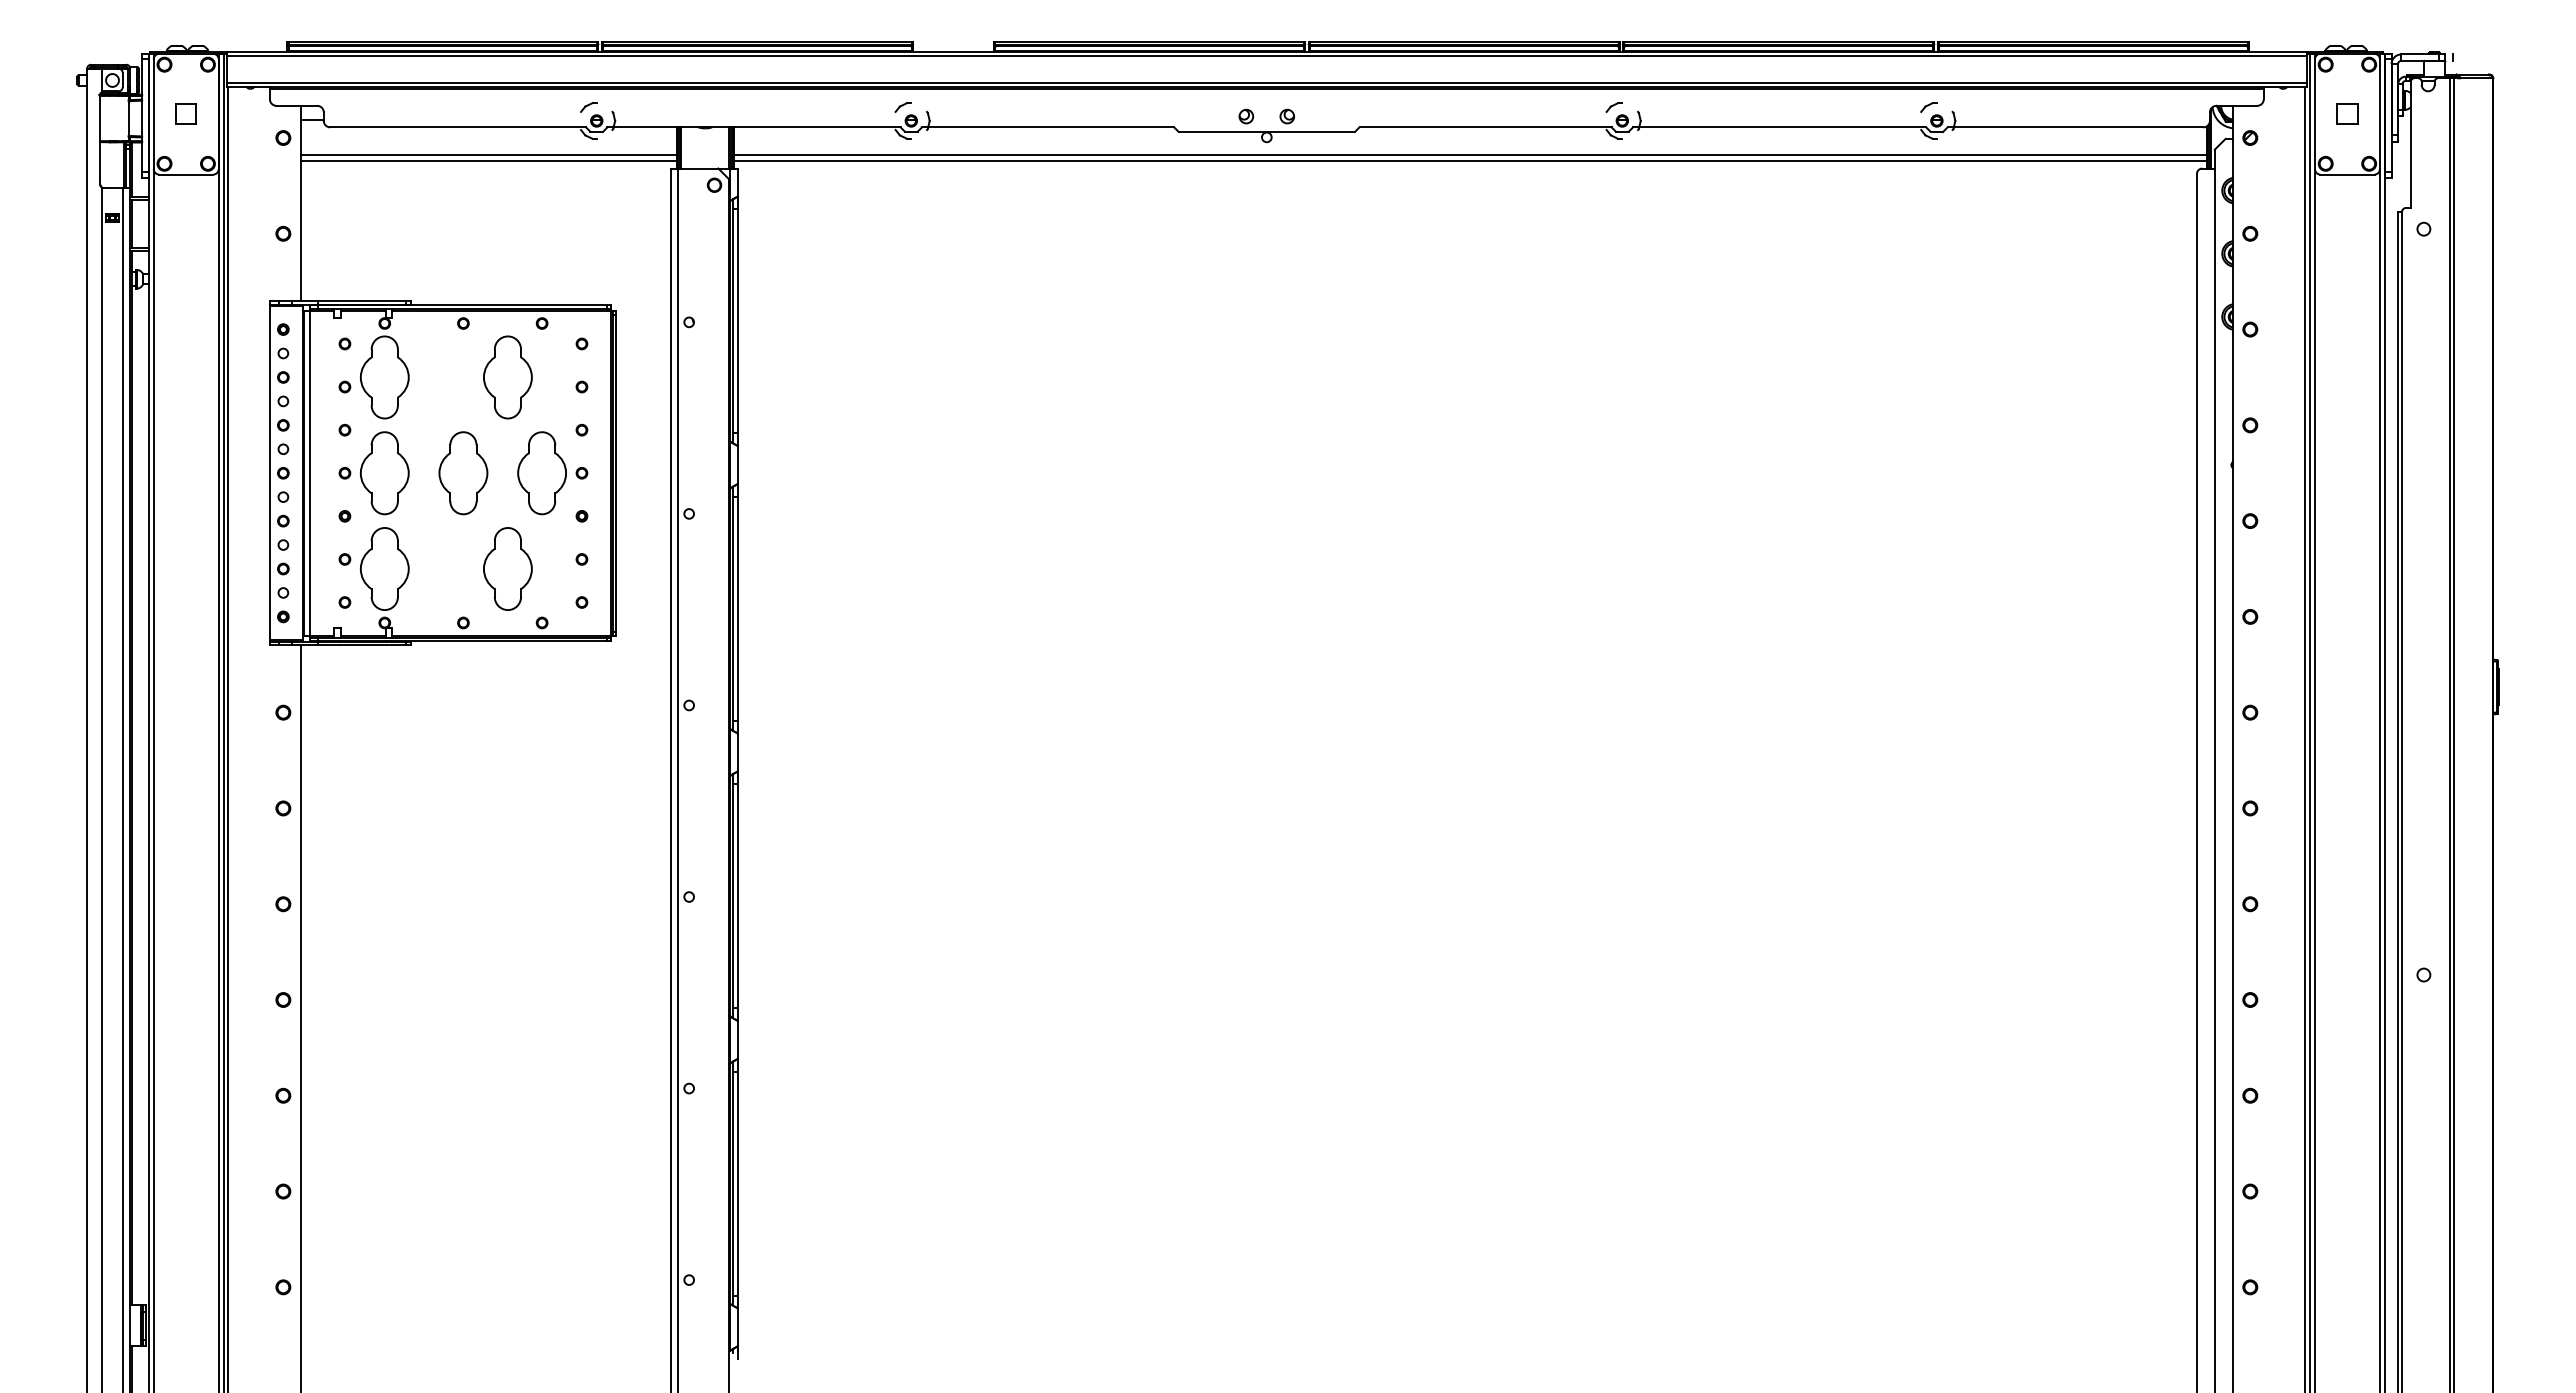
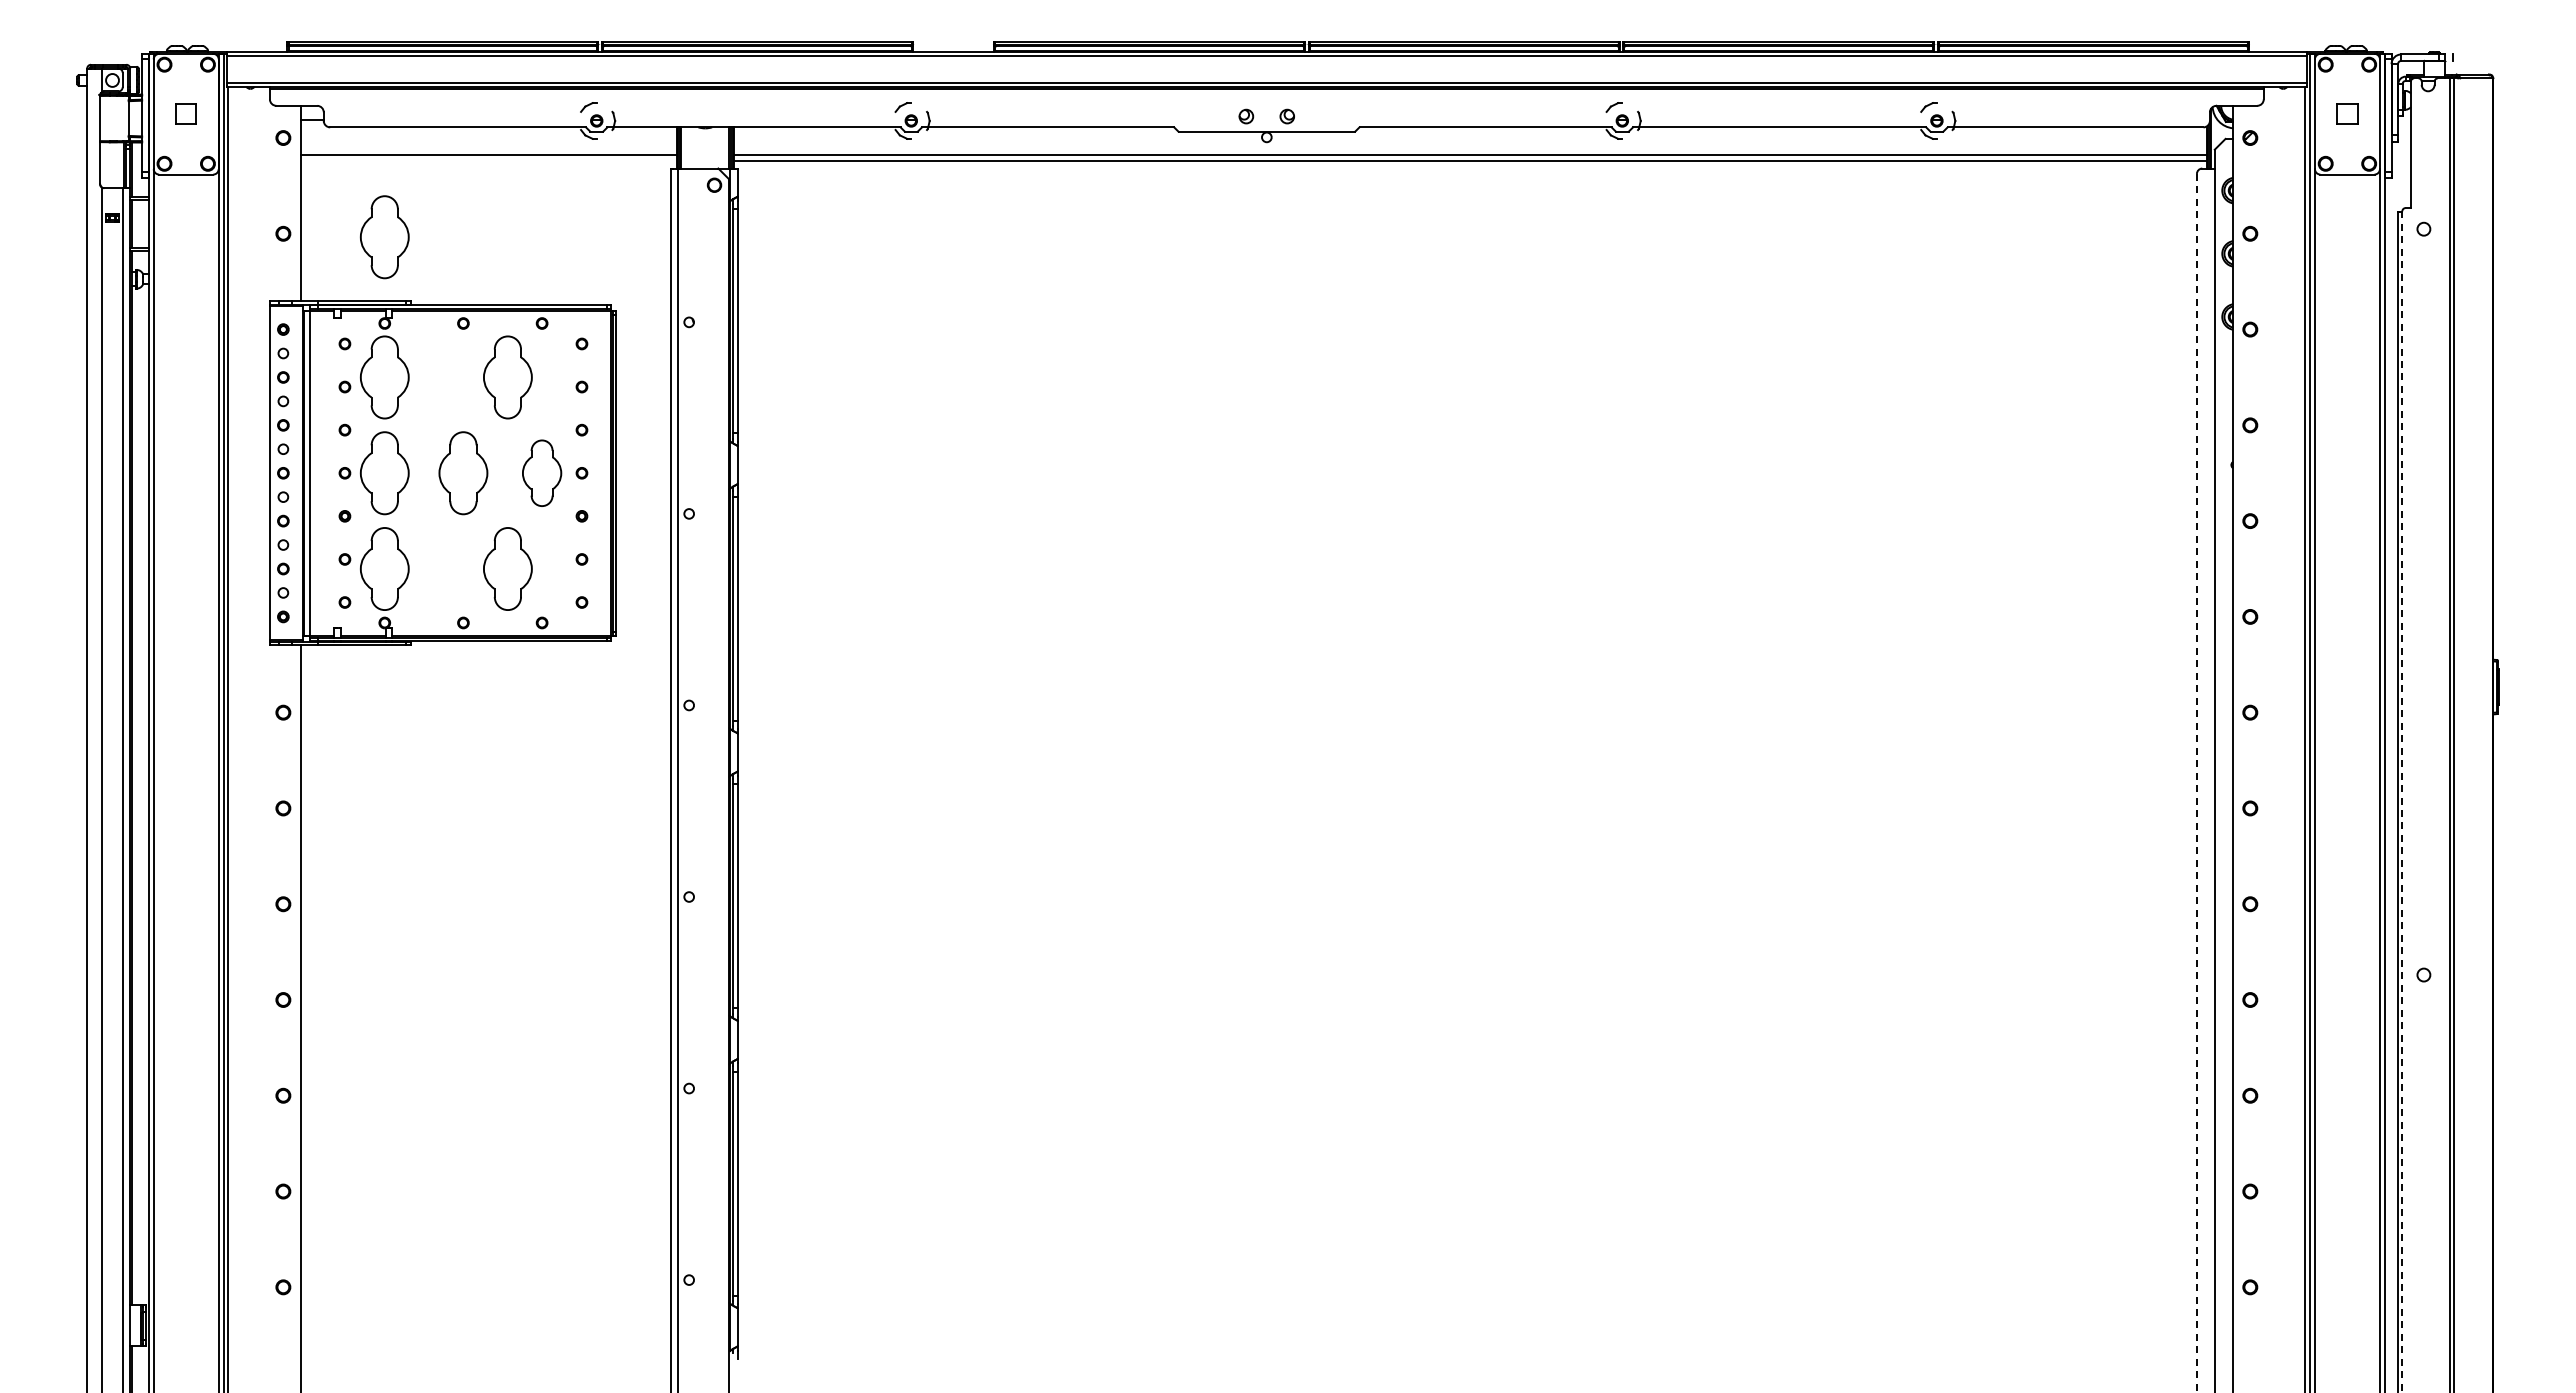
line: present -> none (488, 160)
part: none -> present (384, 237)
part size: 50x85 px -> 41x68 px (542, 472)
line: solid -> dashed (2196, 783)
line: solid -> dashed (2402, 802)
